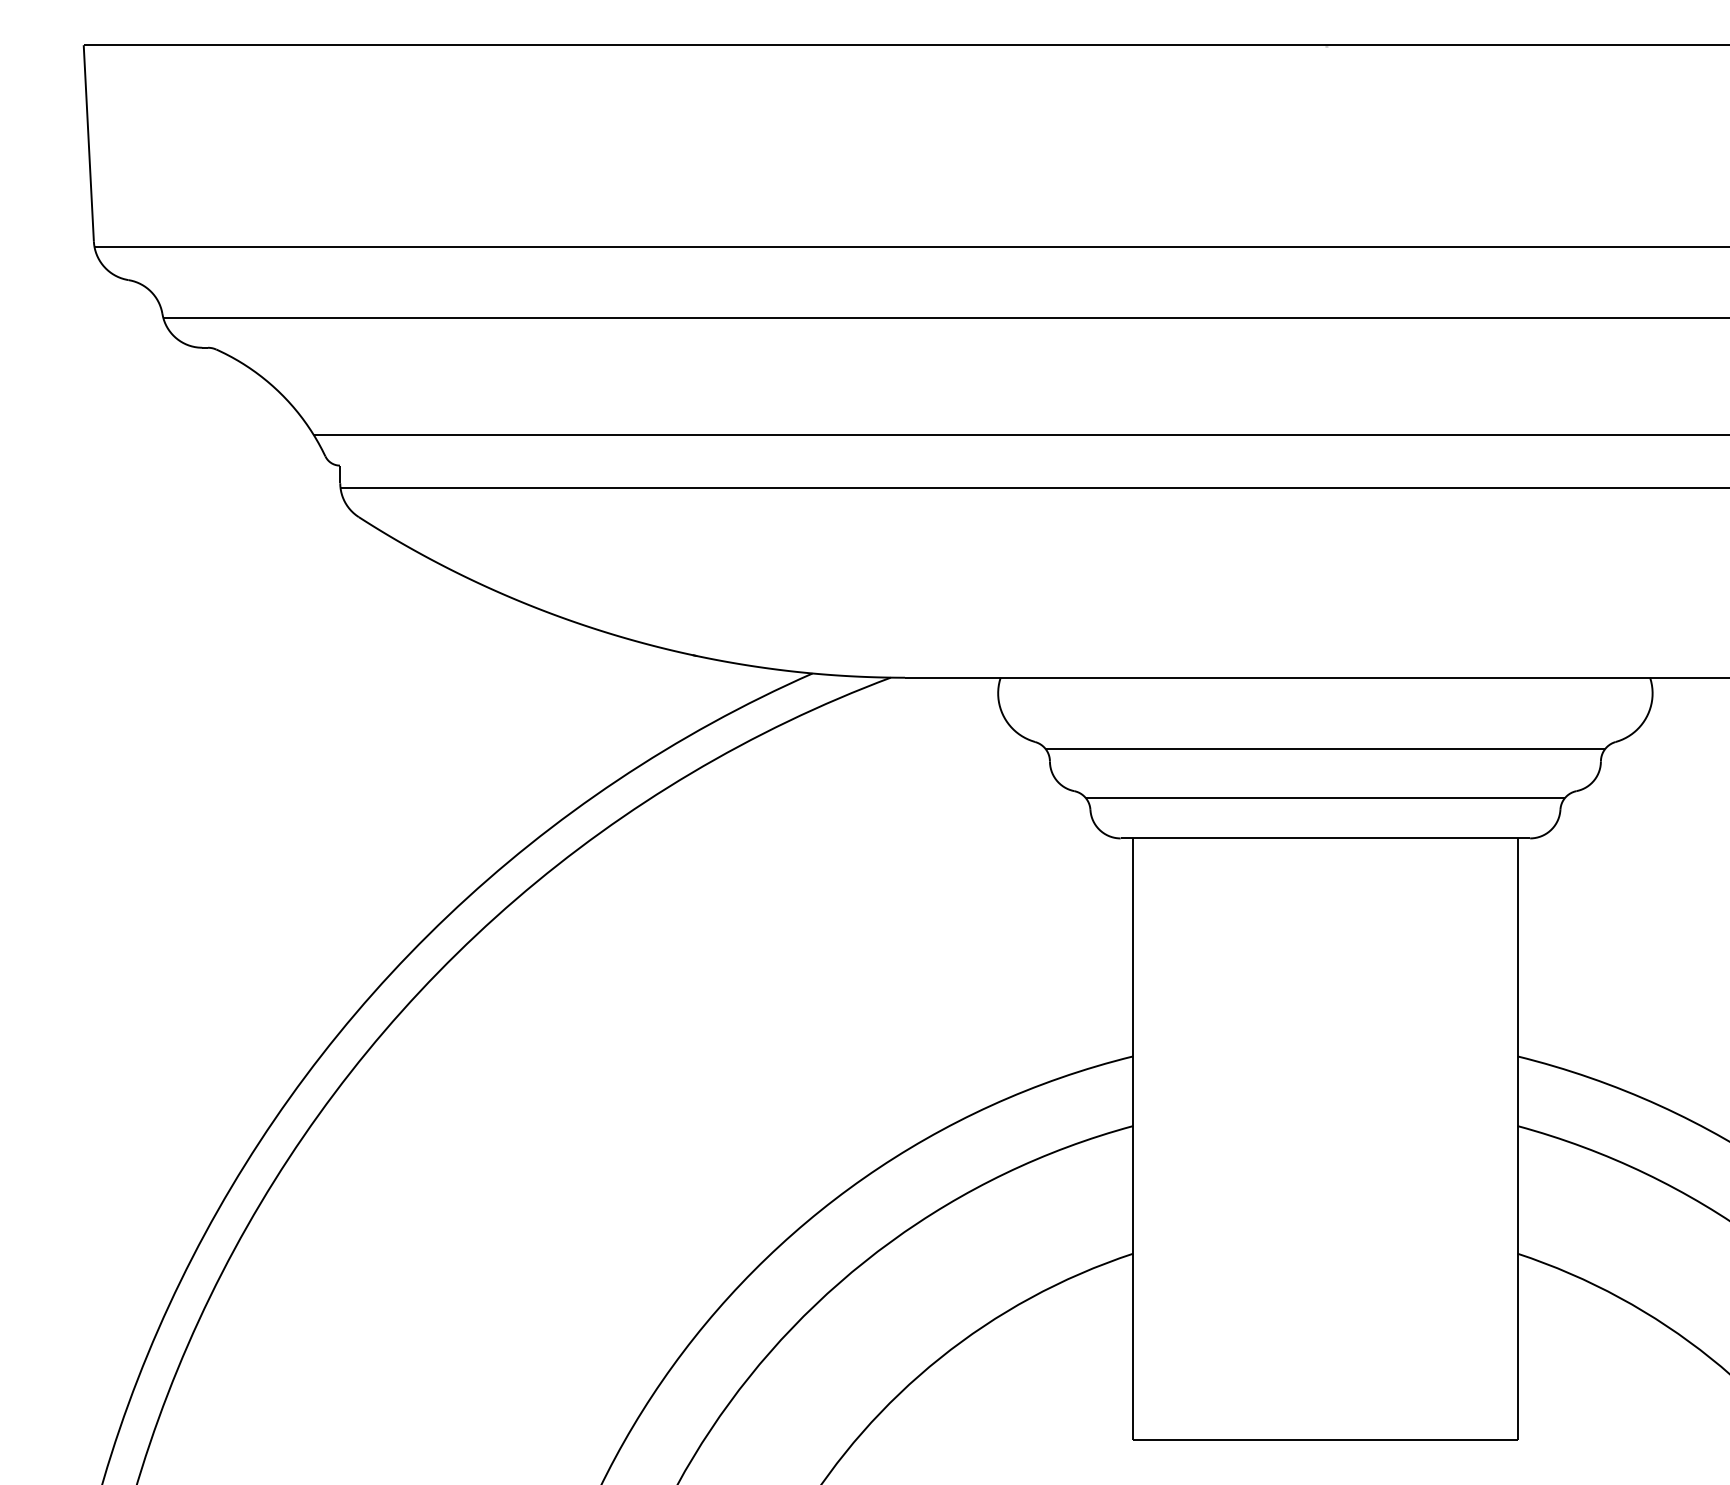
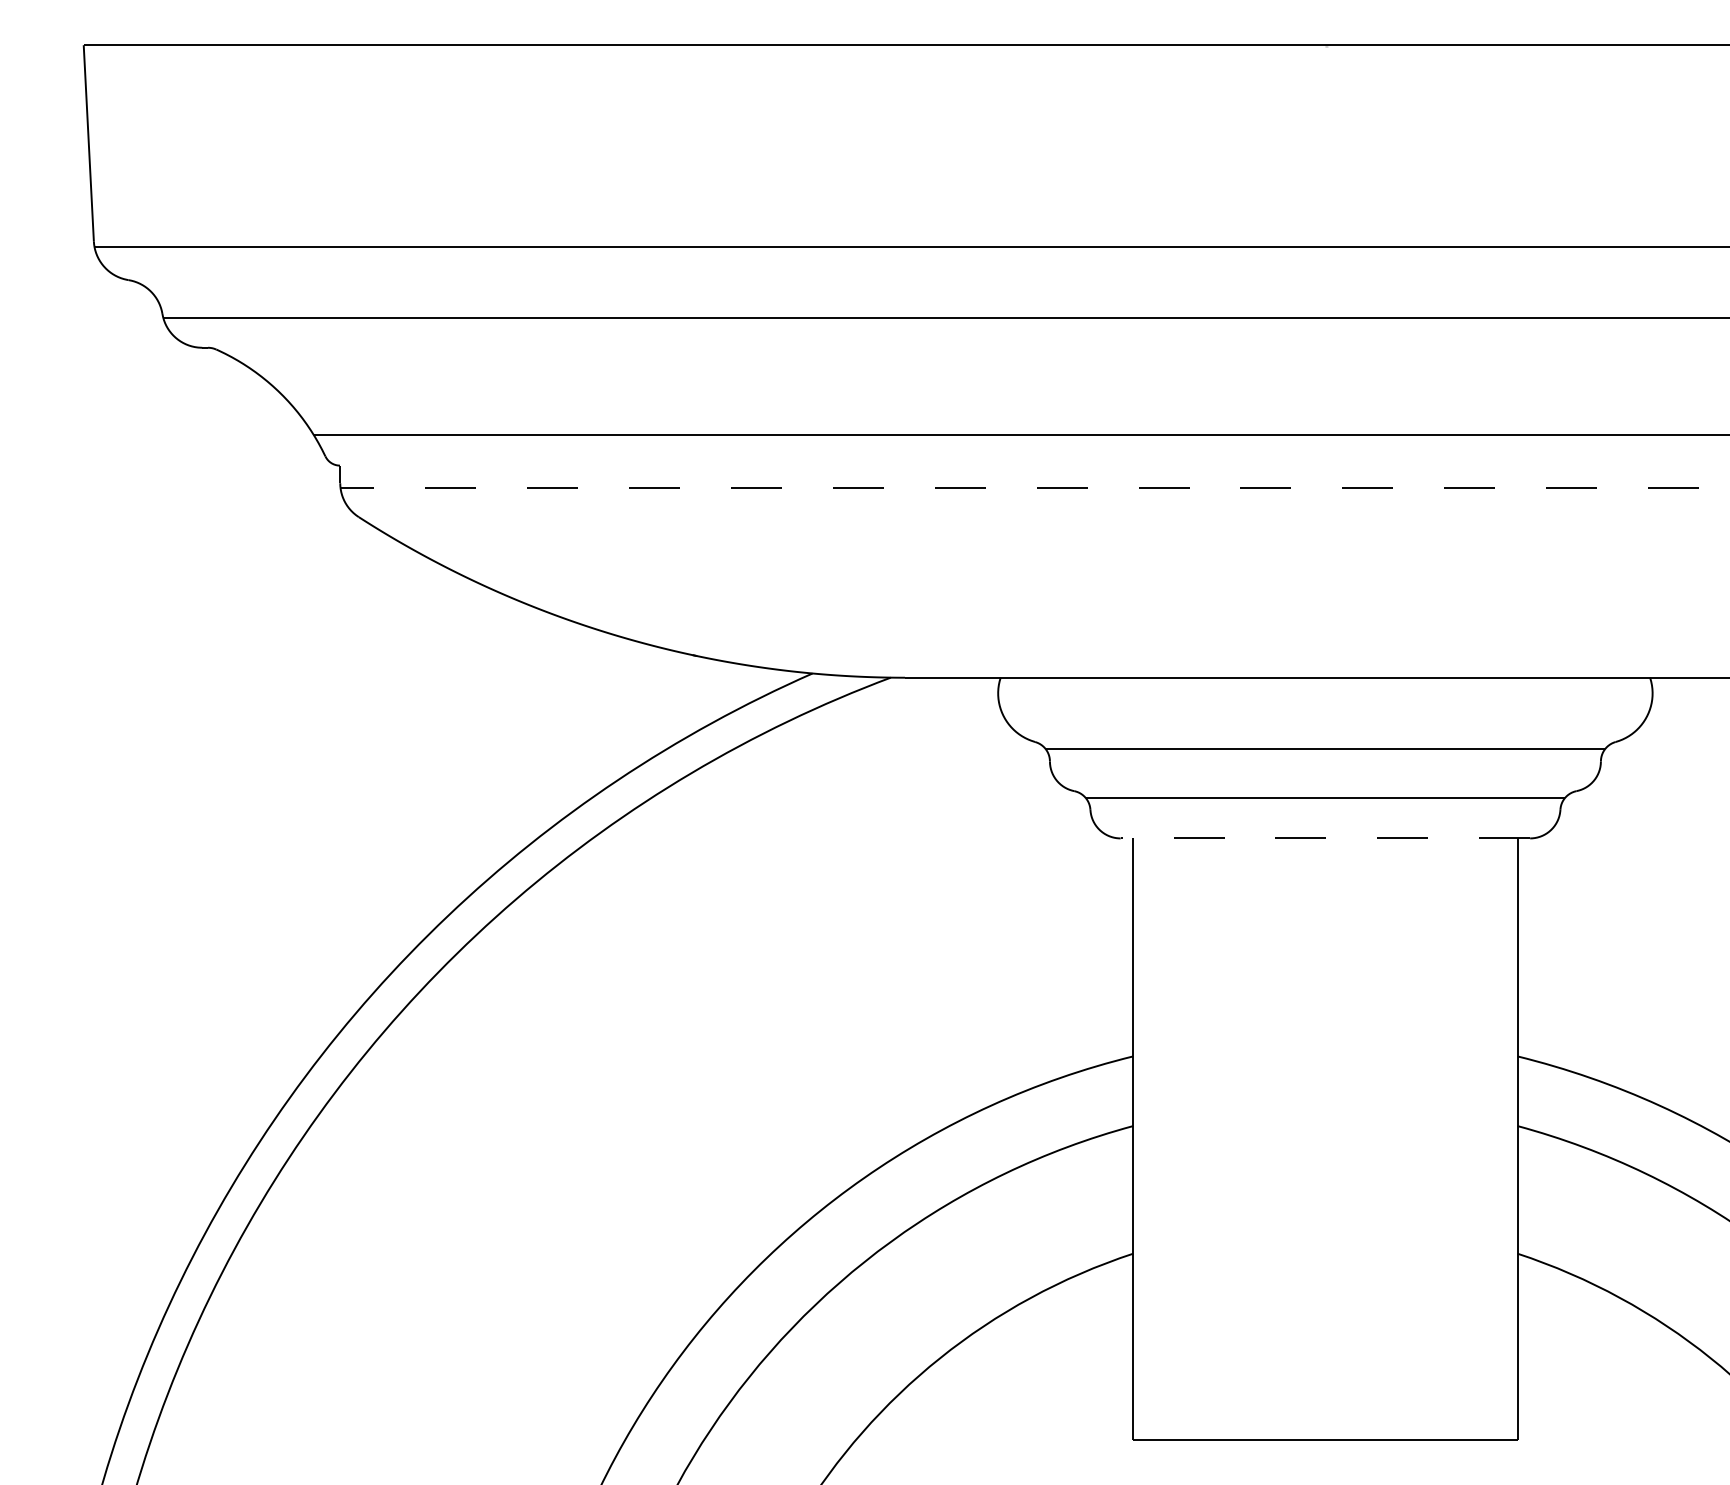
line: solid -> dashed (1034, 488)
line: solid -> dashed (1325, 838)
